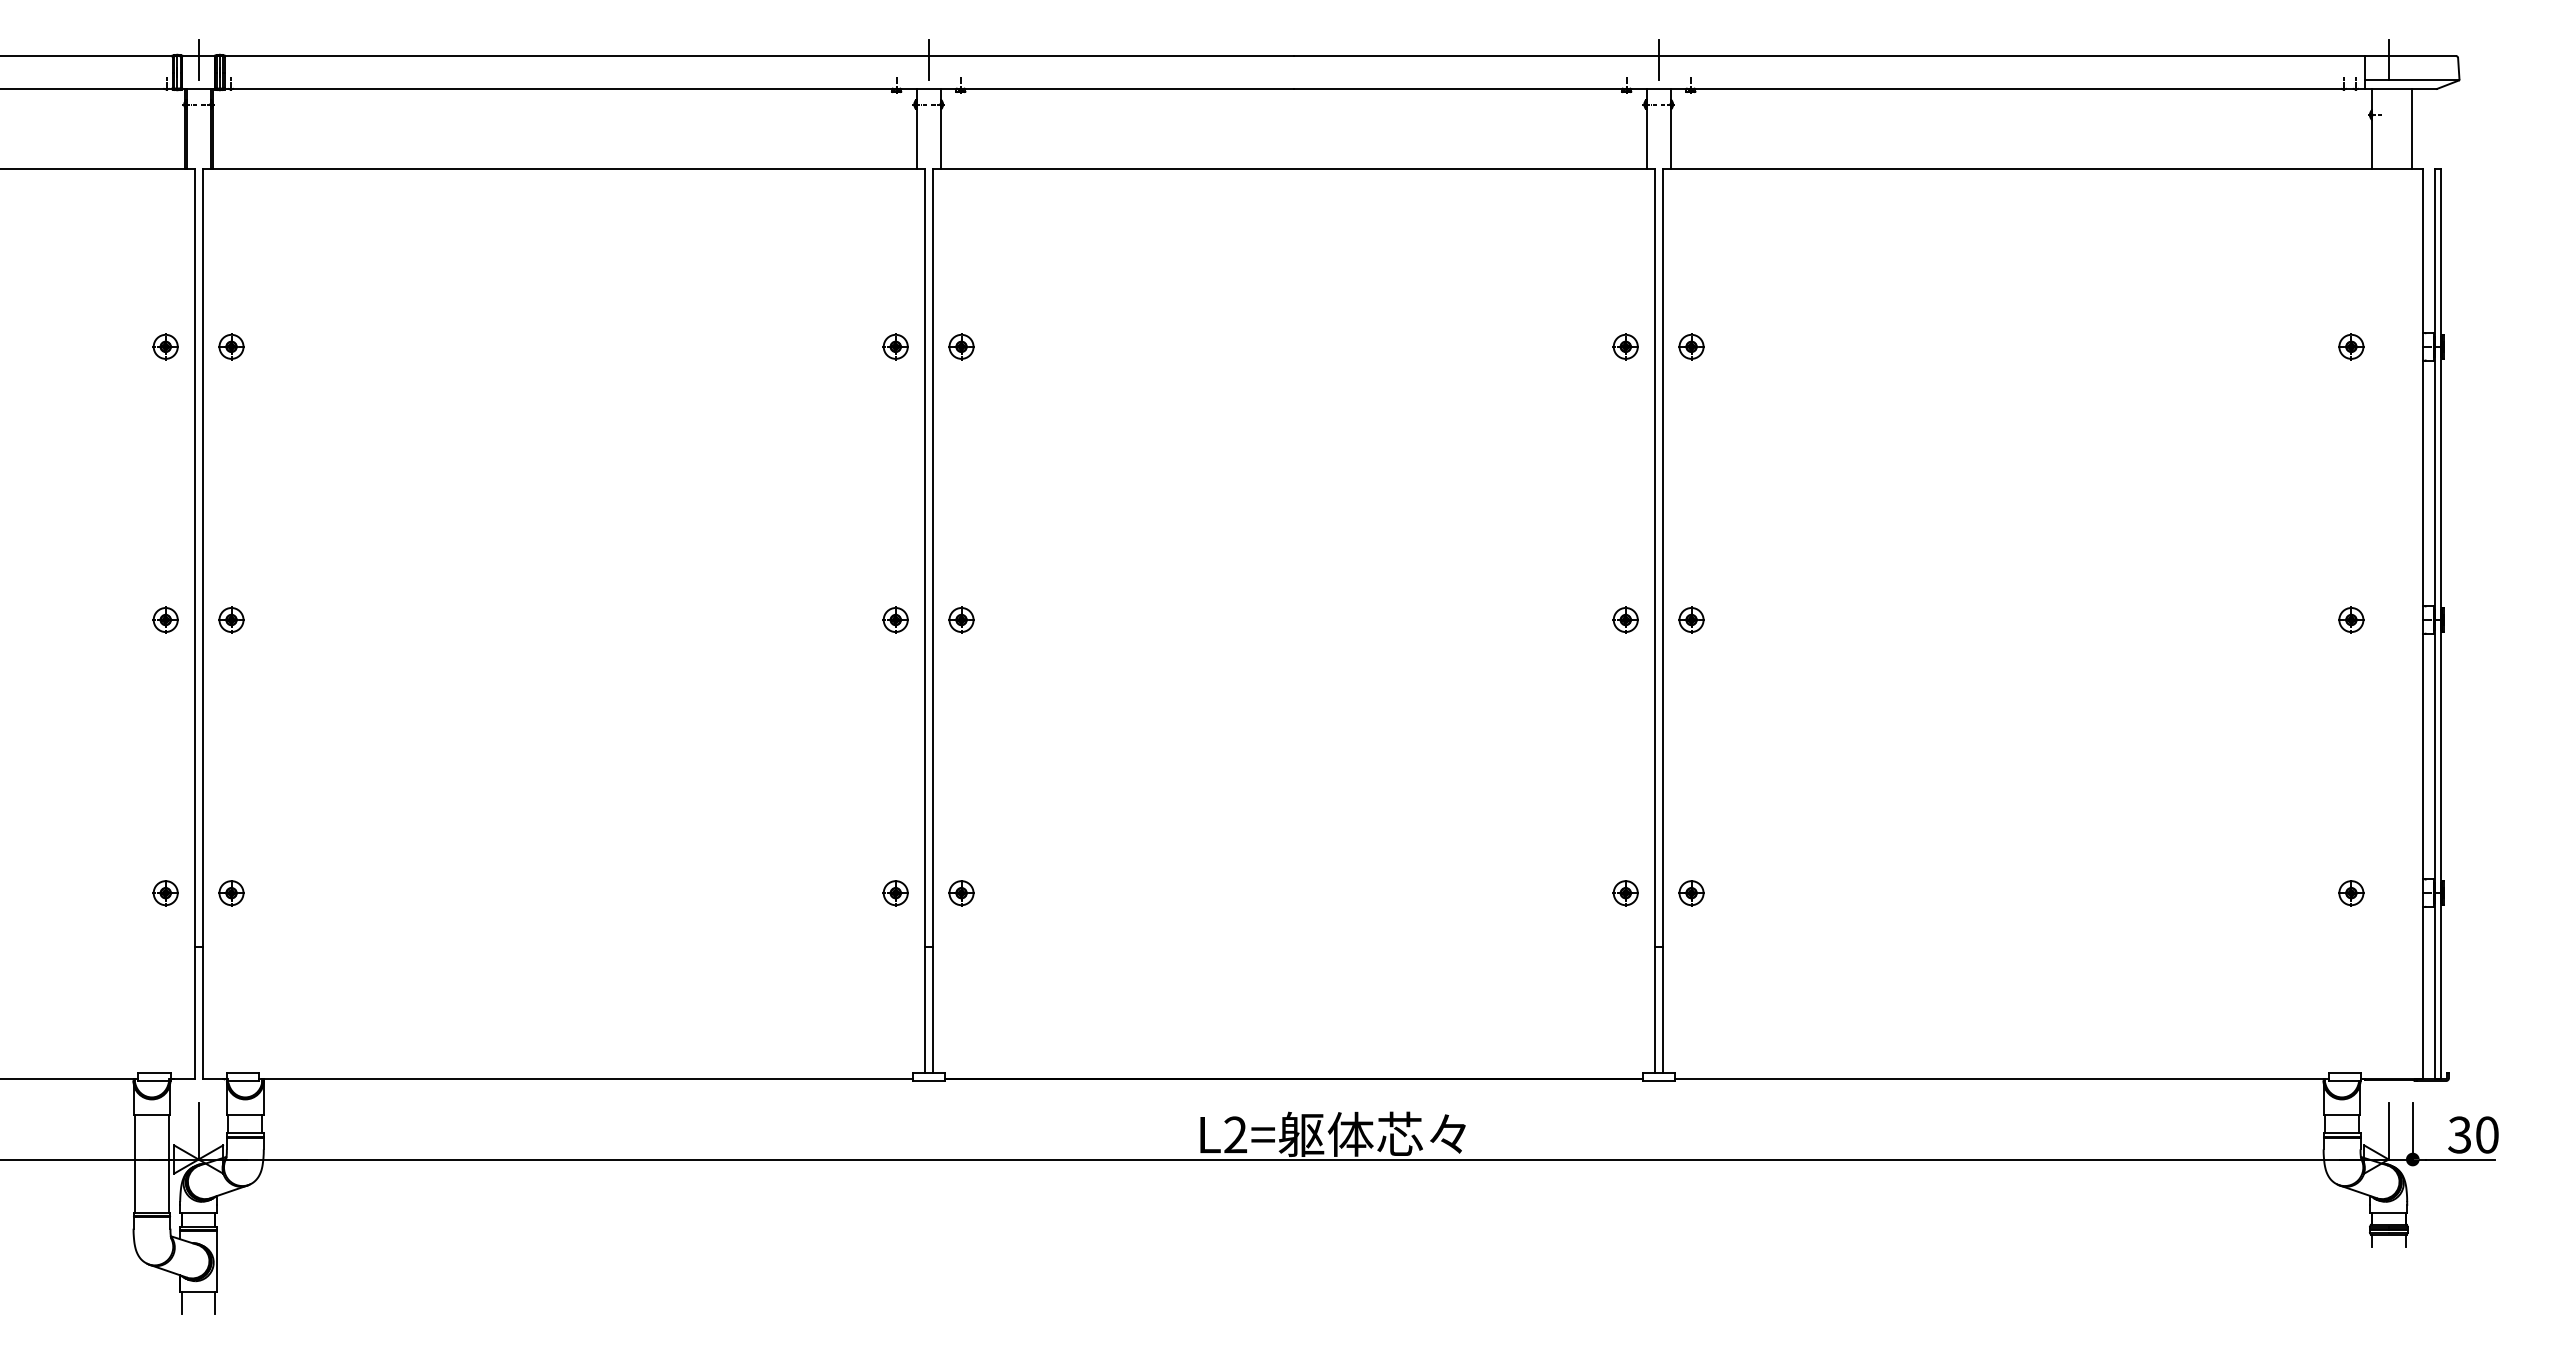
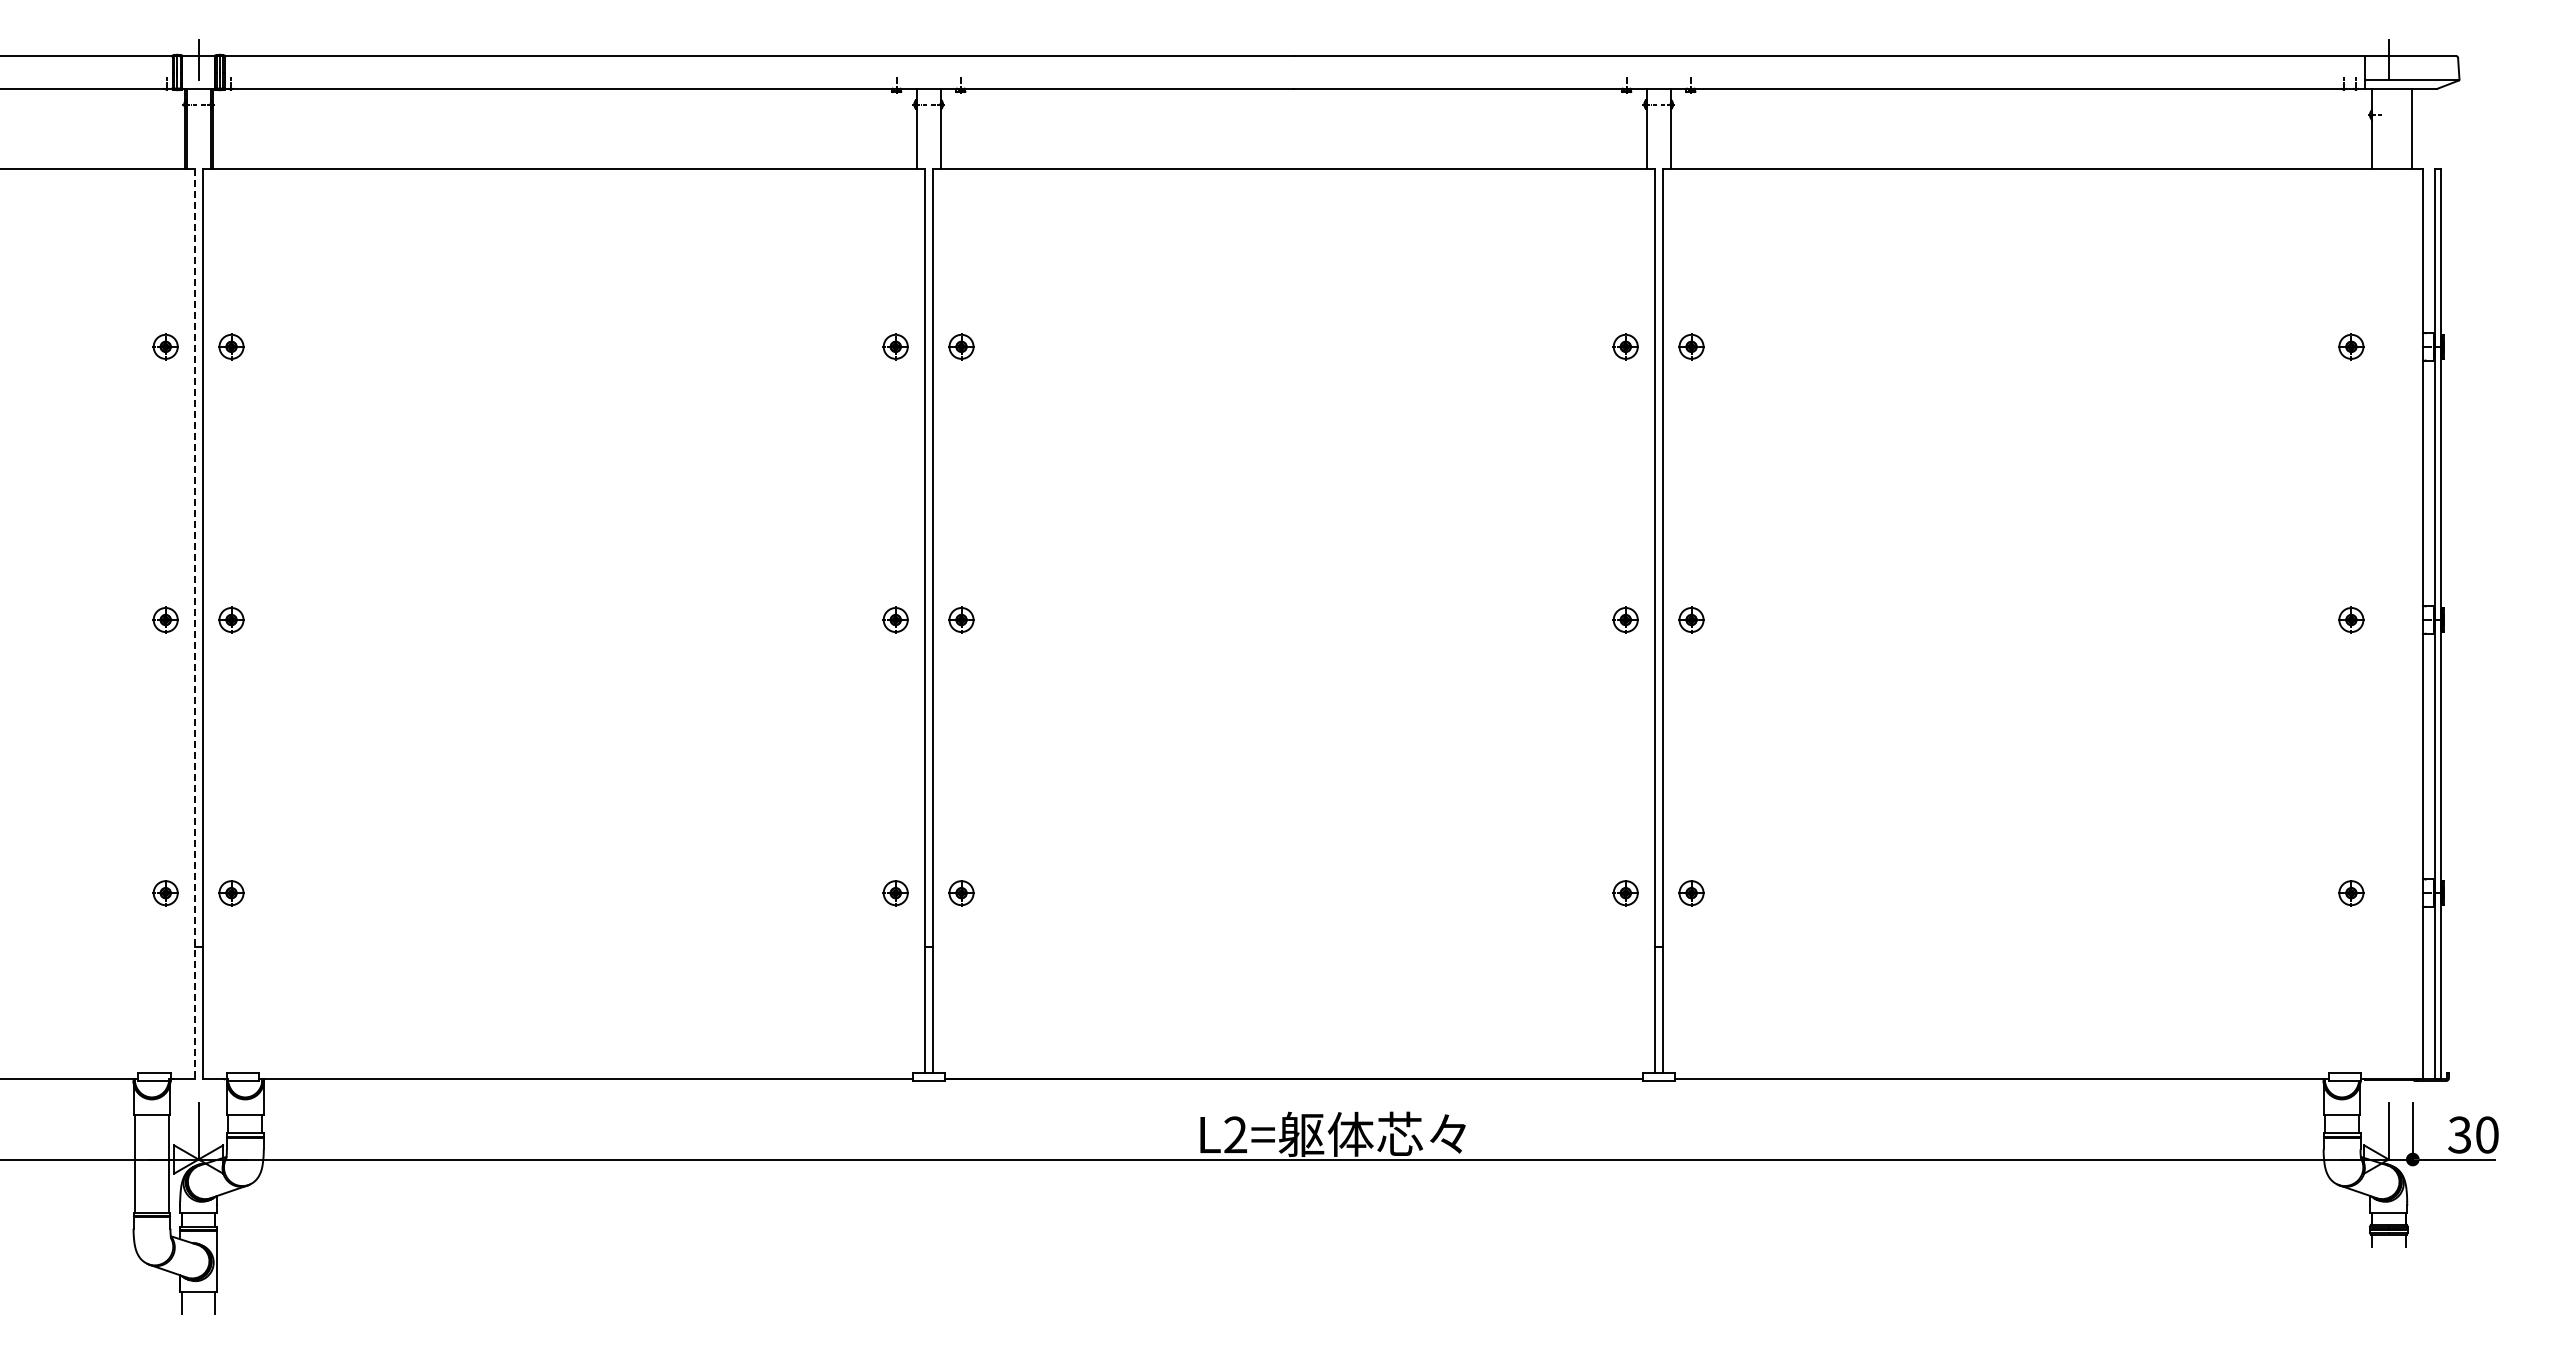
line: present -> none (928, 60)
line: present -> none (1658, 60)
line: solid -> dashed (194, 624)
